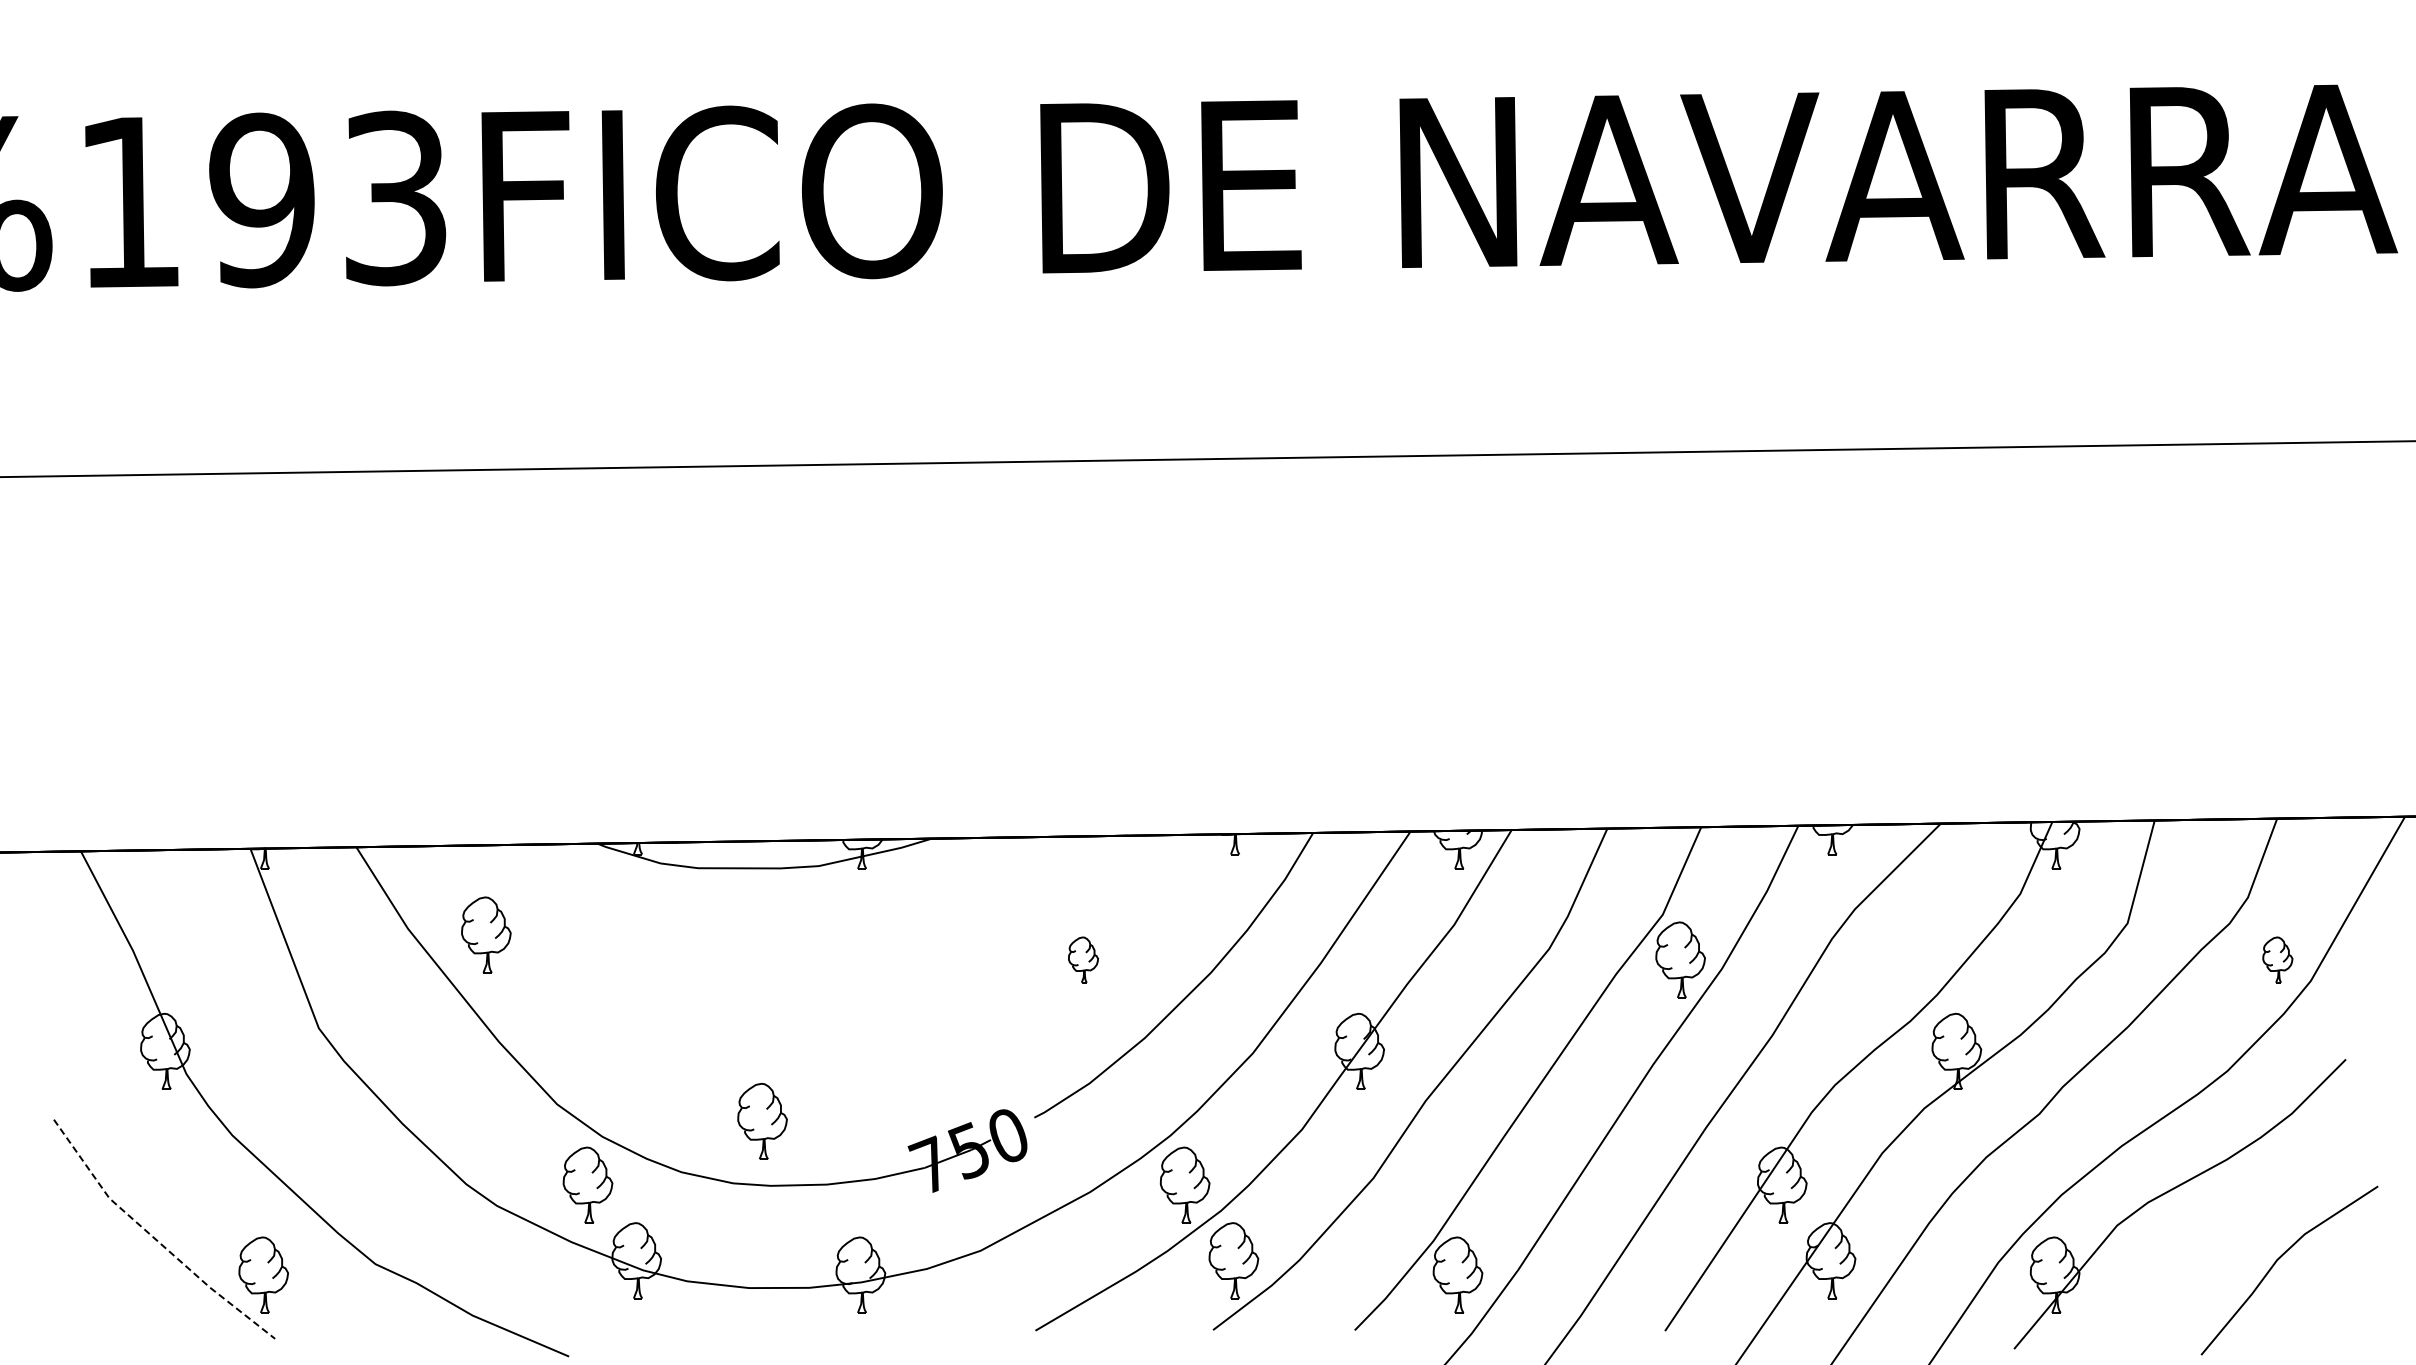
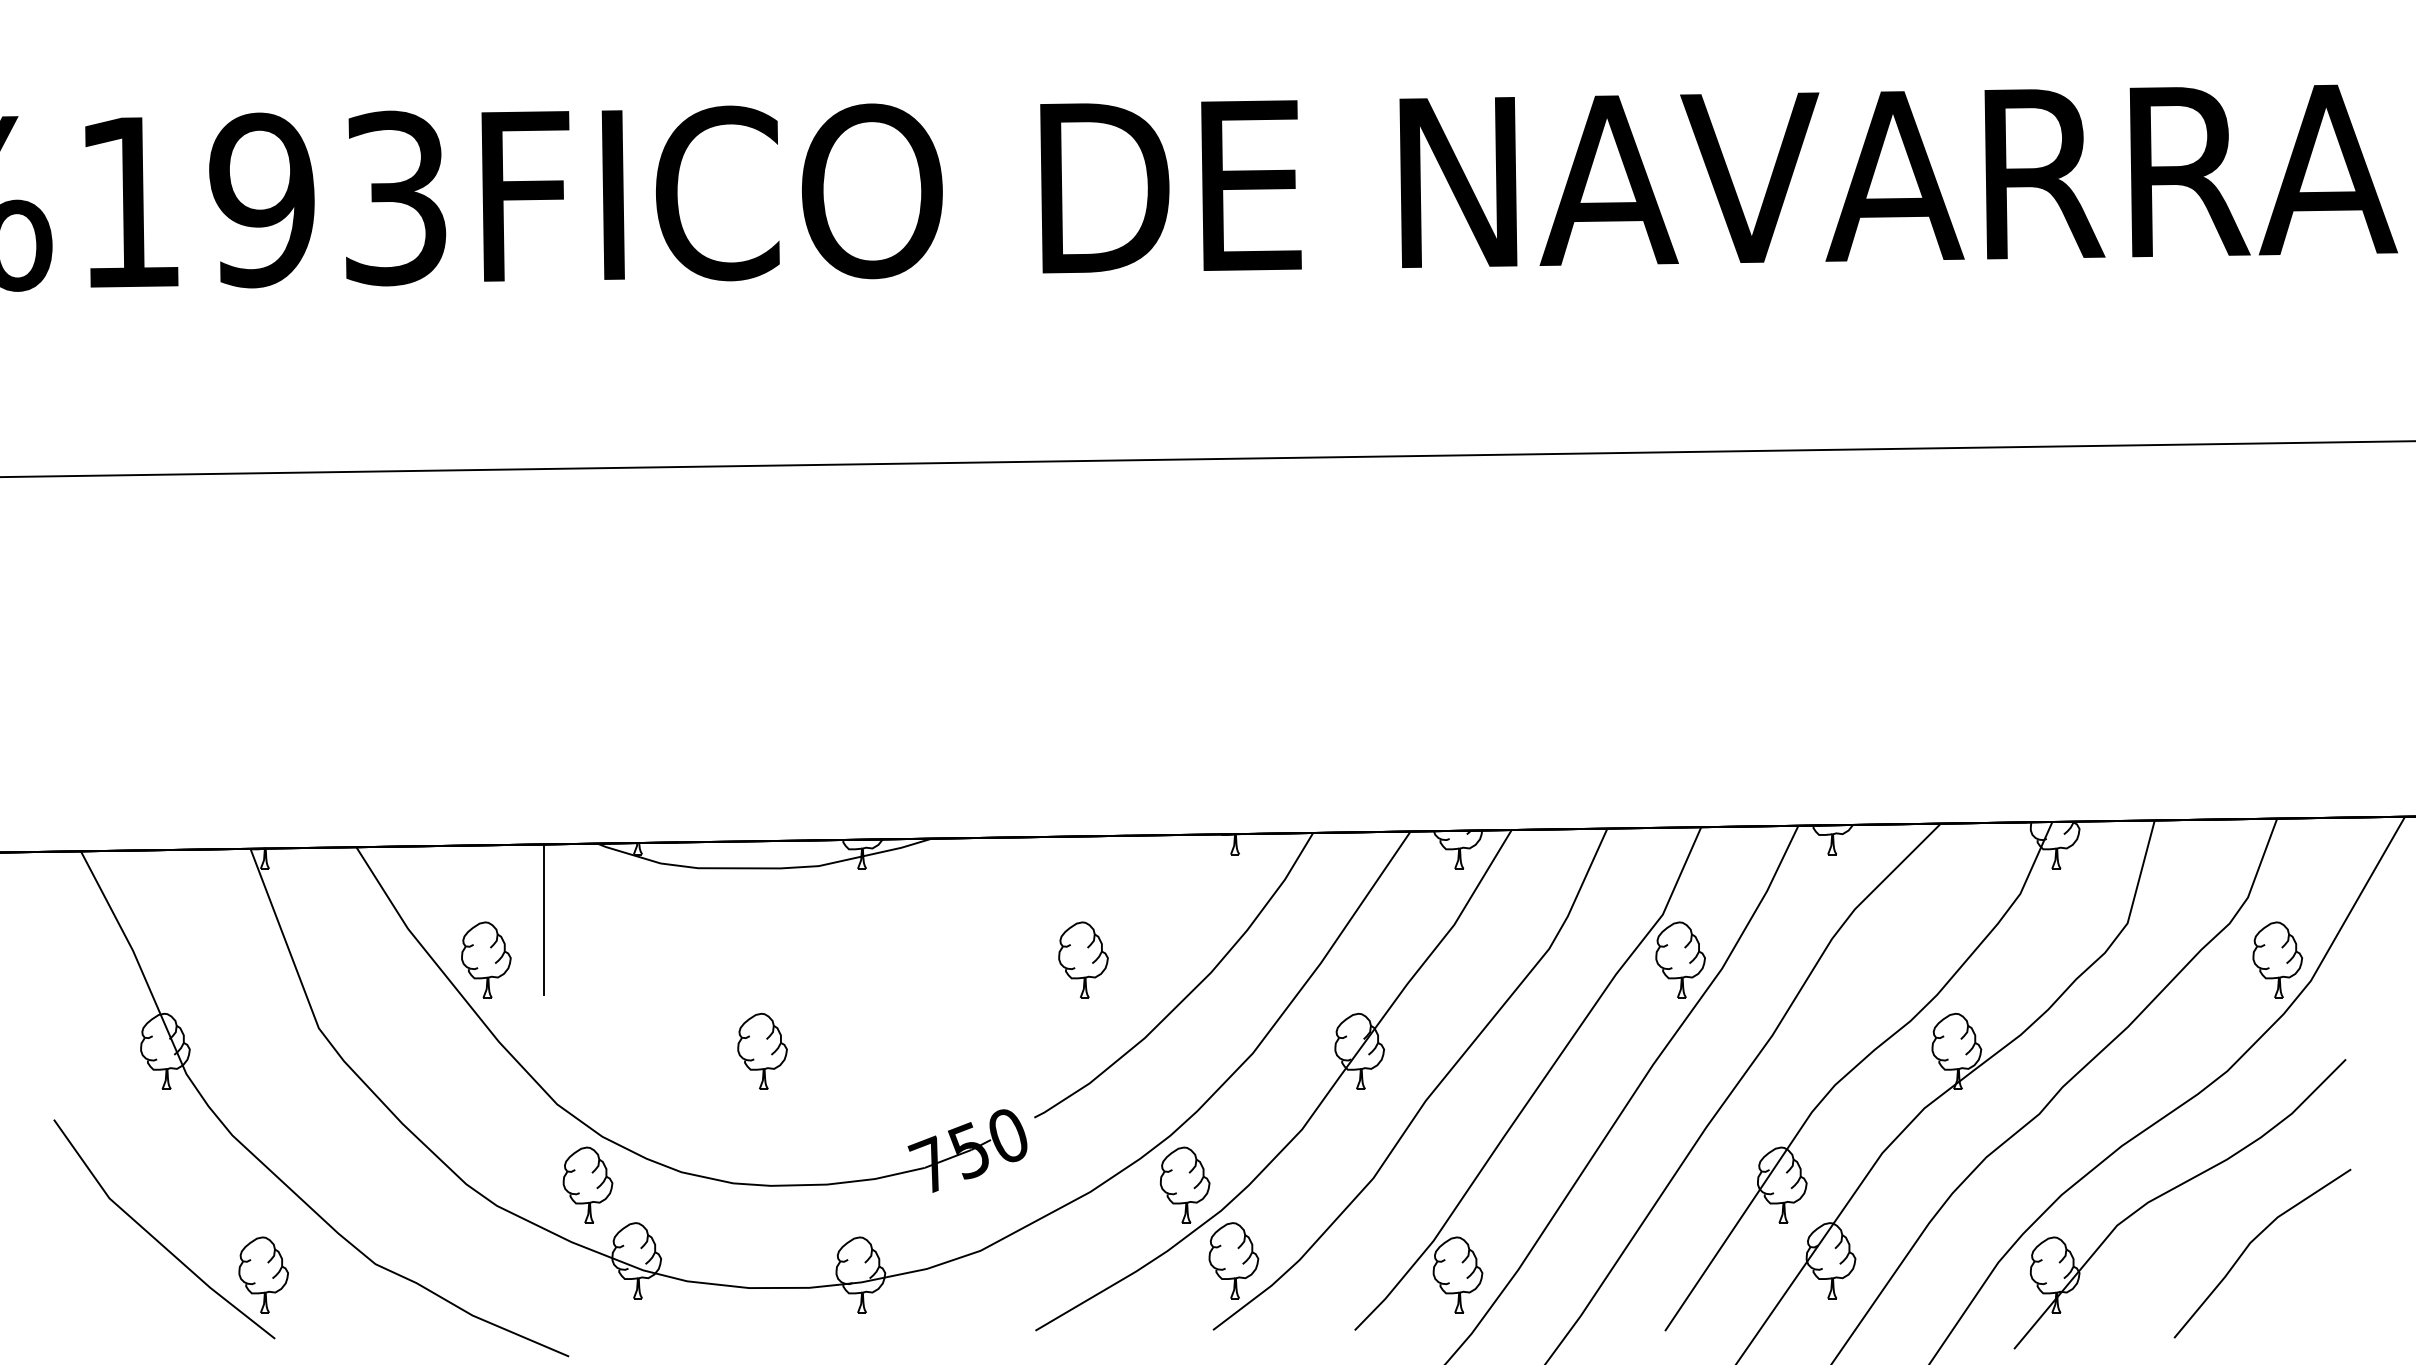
line: none -> present (544, 919)
part position: (486, 934) -> (486, 959) (486, 959)
part size: 31x48 px -> 51x78 px (1083, 959)
part size: 32x48 px -> 52x78 px (2277, 959)
part position: (762, 1120) -> (762, 1050) (762, 1050)
line: dashed -> solid (155, 1238)
line position: (2279, 1259) -> (2252, 1242) (2252, 1242)
